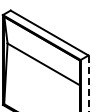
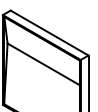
line: dashed -> solid (88, 83)
